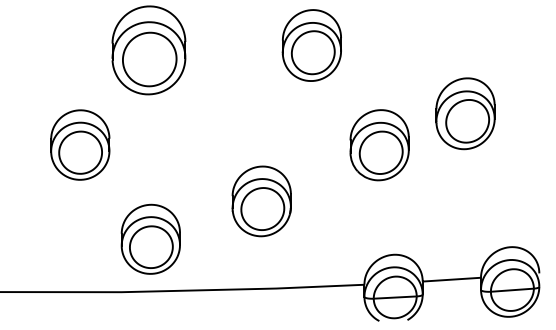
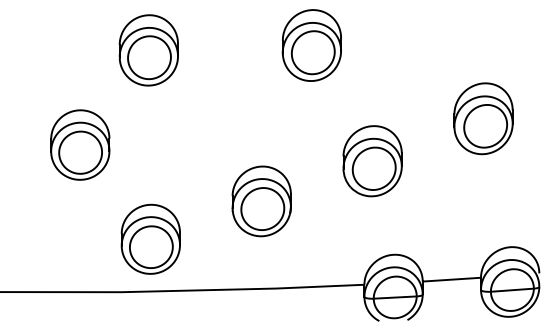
part size: 76x91 px -> 61x73 px (148, 50)
part position: (465, 113) -> (483, 118) (483, 118)
part position: (379, 145) -> (372, 161) (372, 161)
